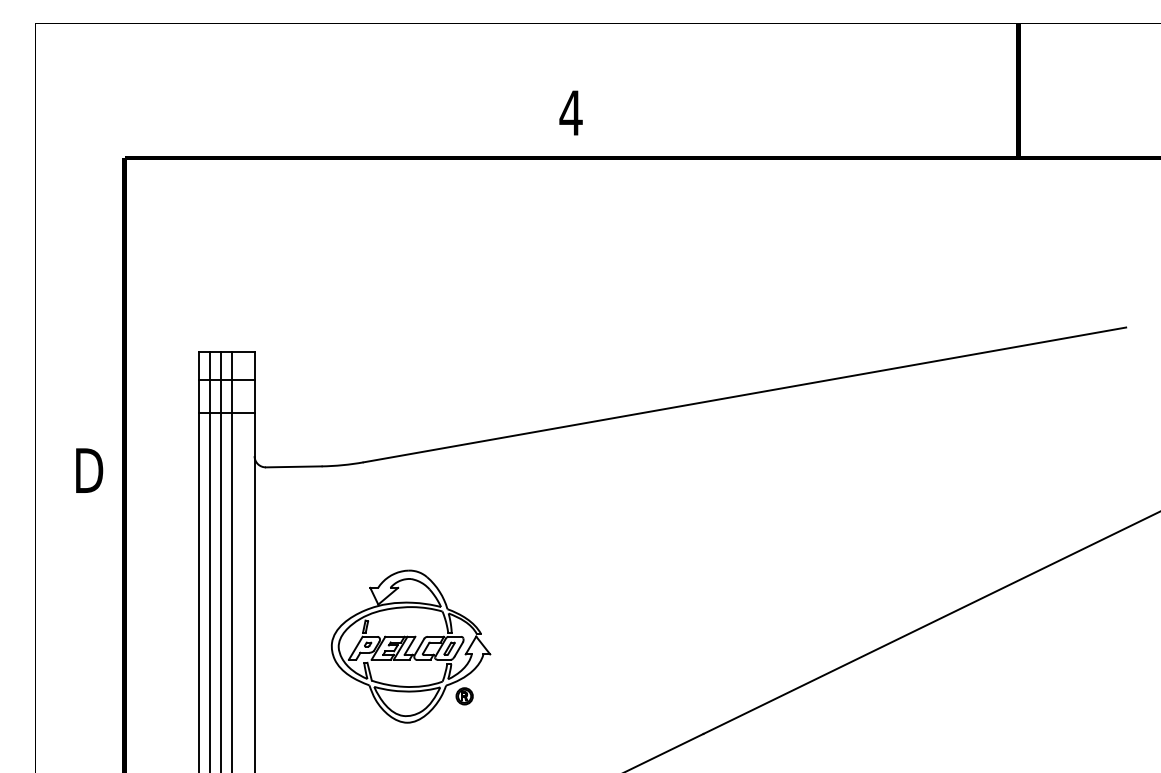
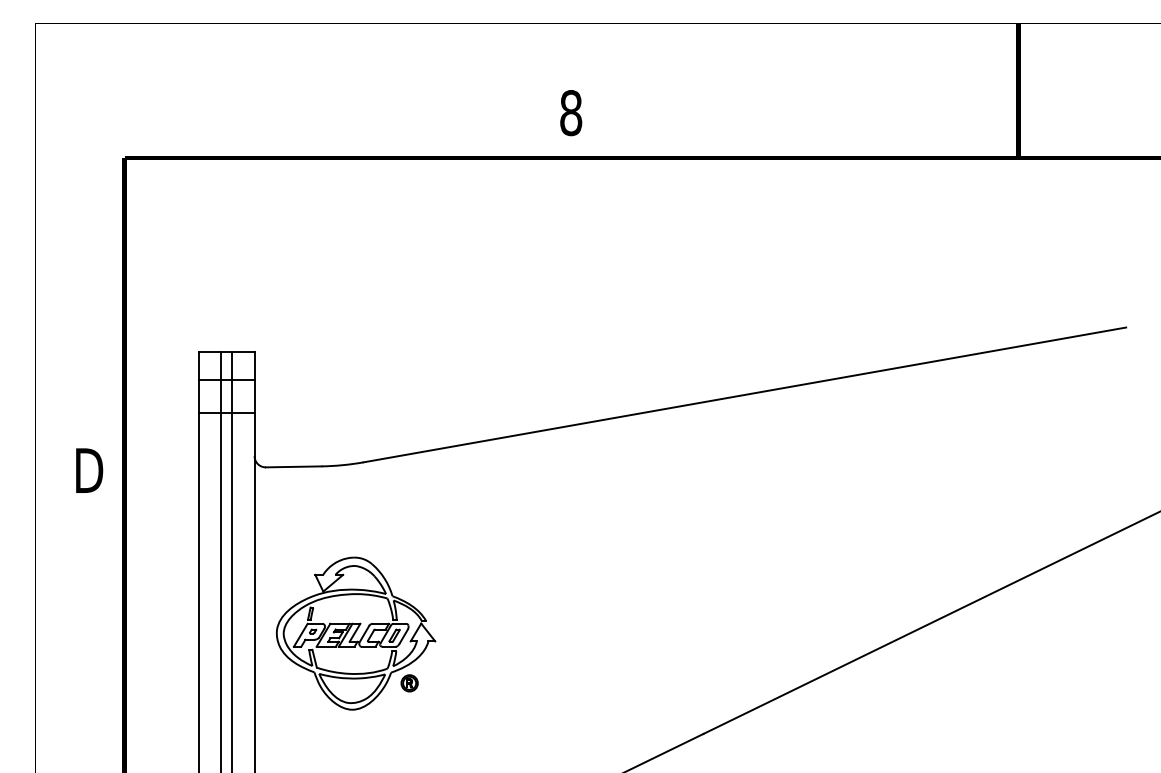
text: 4 -> 8 (570, 113)
line: present -> none (209, 560)
part position: (410, 646) -> (355, 633) (355, 633)
